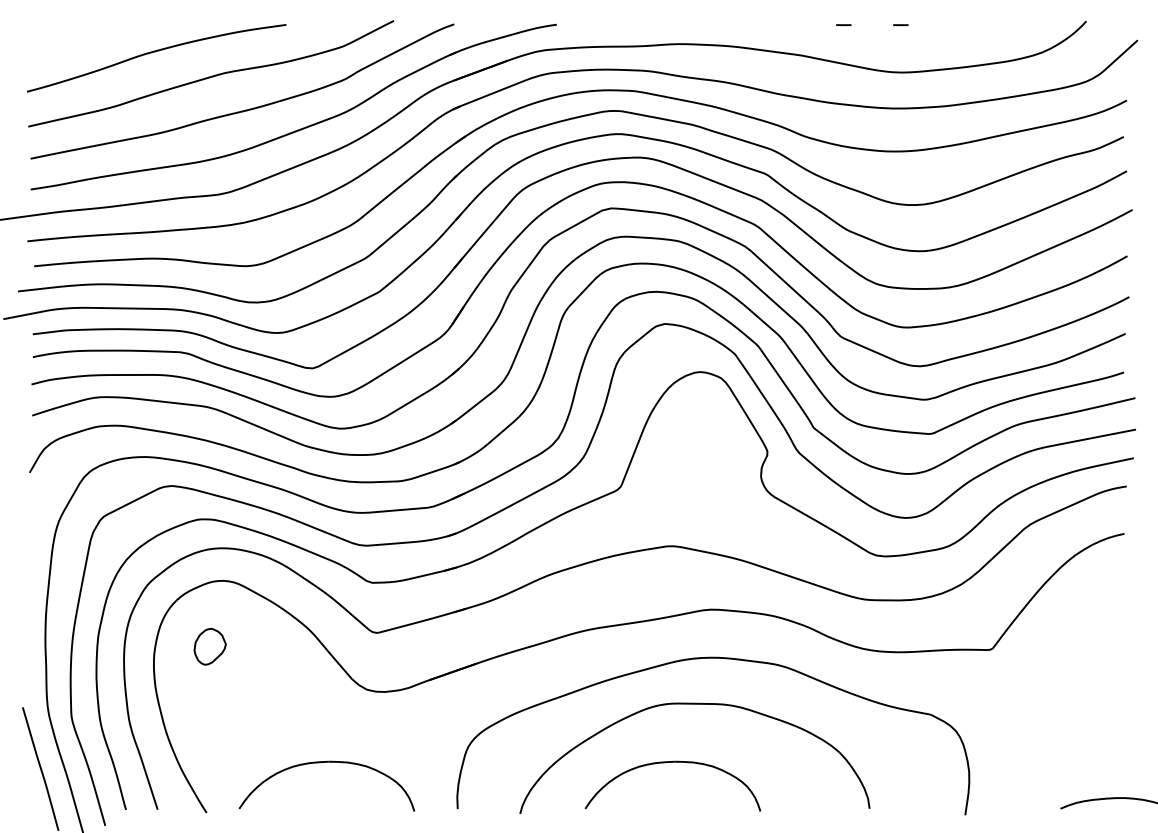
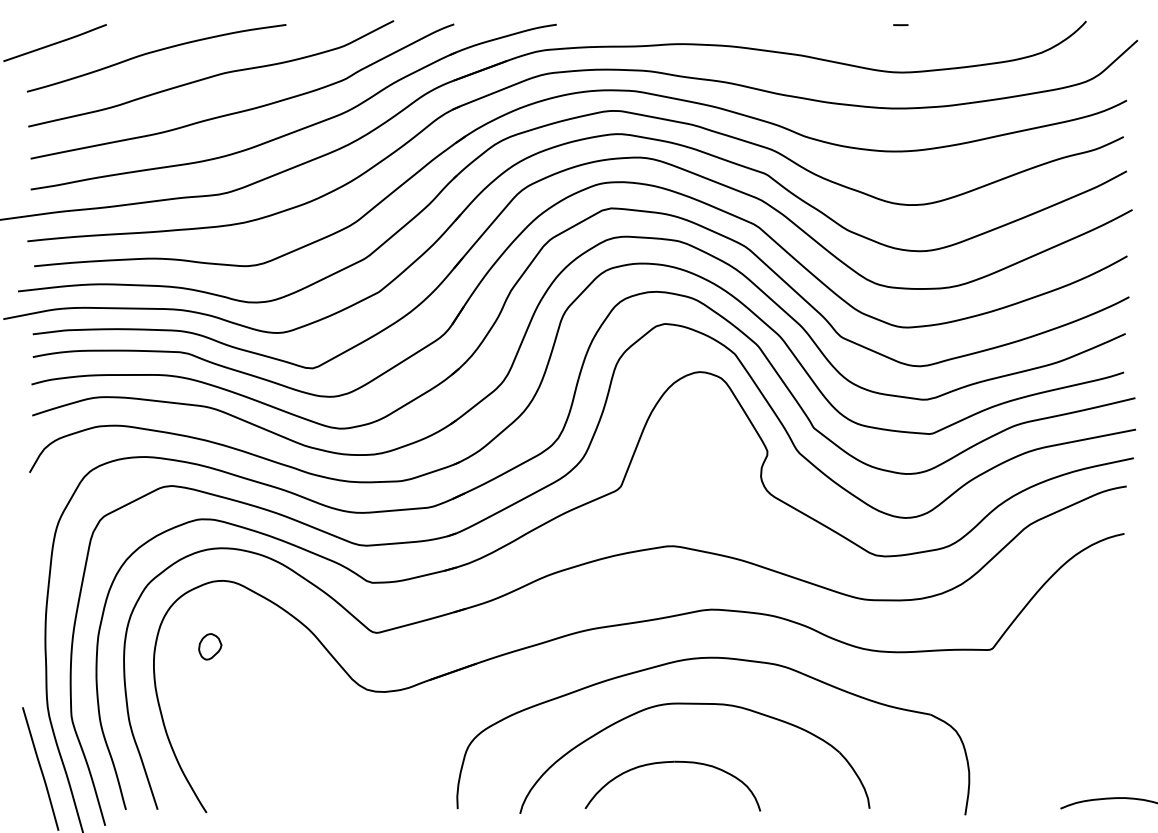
line: present -> none (843, 25)
line: none -> present (55, 42)
part size: 34x38 px -> 25x28 px (210, 646)
part: present -> none (320, 763)
